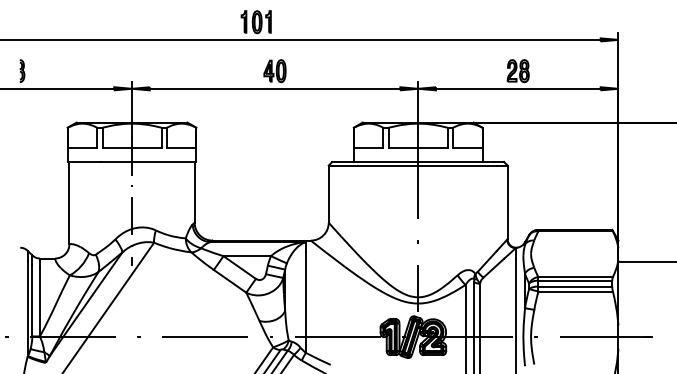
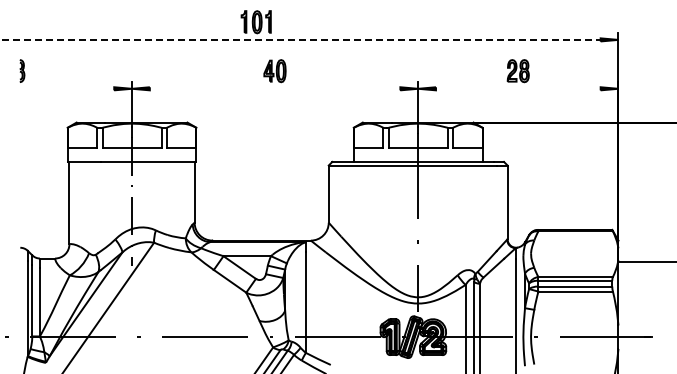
line: solid -> dashed (300, 39)
line: present -> none (58, 88)
line: present -> none (274, 88)
line: present -> none (517, 88)
